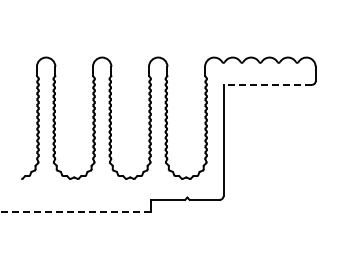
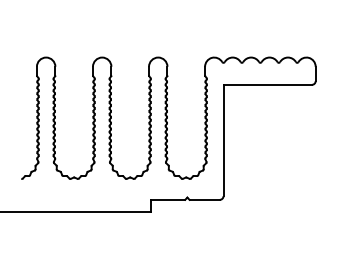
line: dashed -> solid (267, 84)
line: dashed -> solid (75, 212)
